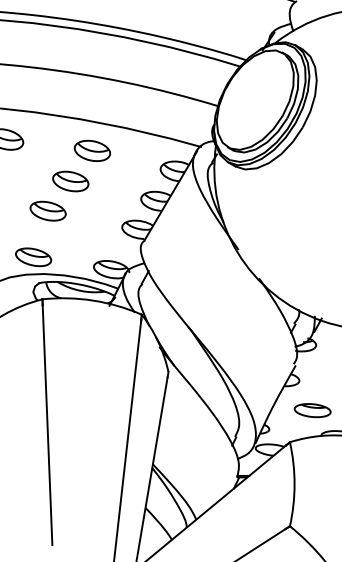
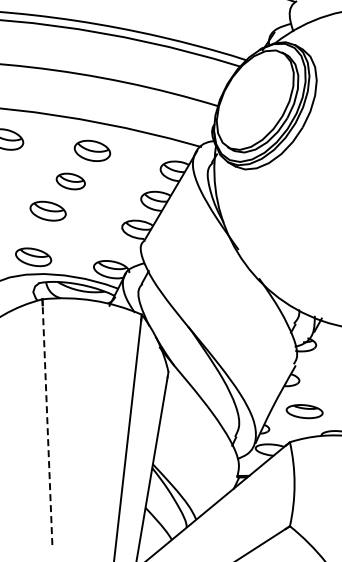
part size: 38x23 px -> 31x19 px (70, 181)
part position: (312, 410) -> (304, 411) (304, 411)
line: solid -> dashed (47, 424)
